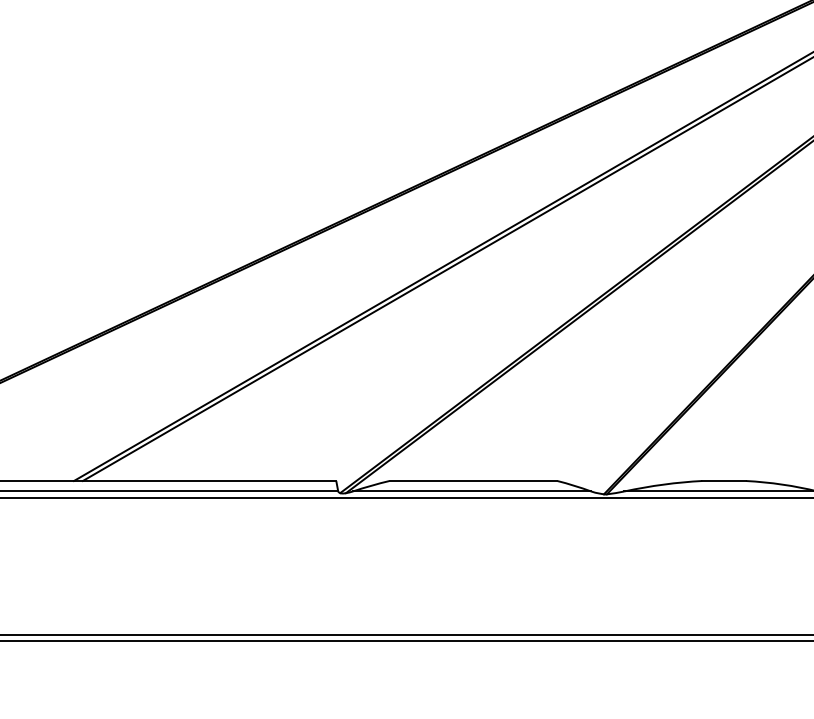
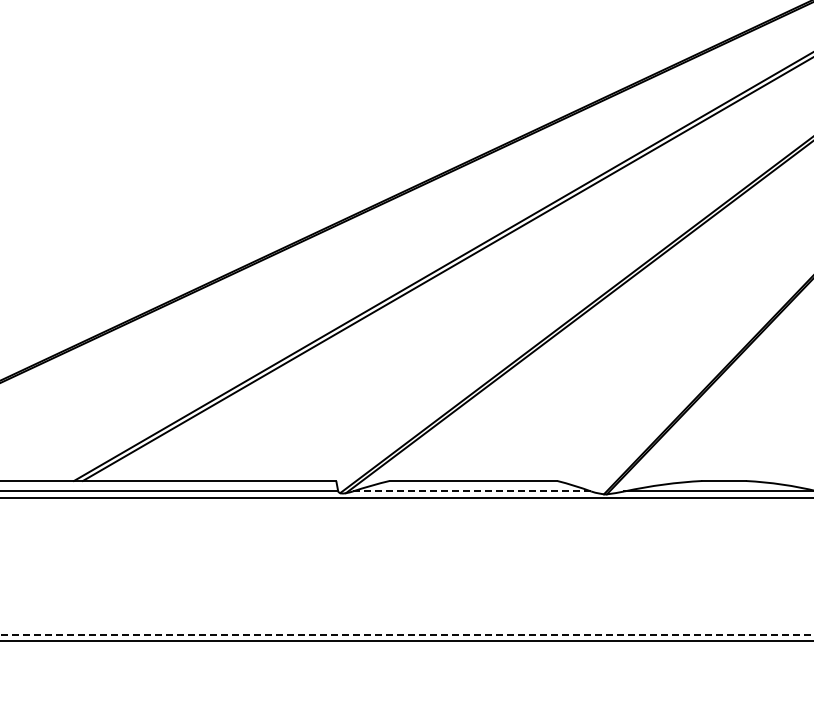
line: solid -> dashed (472, 491)
line: solid -> dashed (407, 634)
